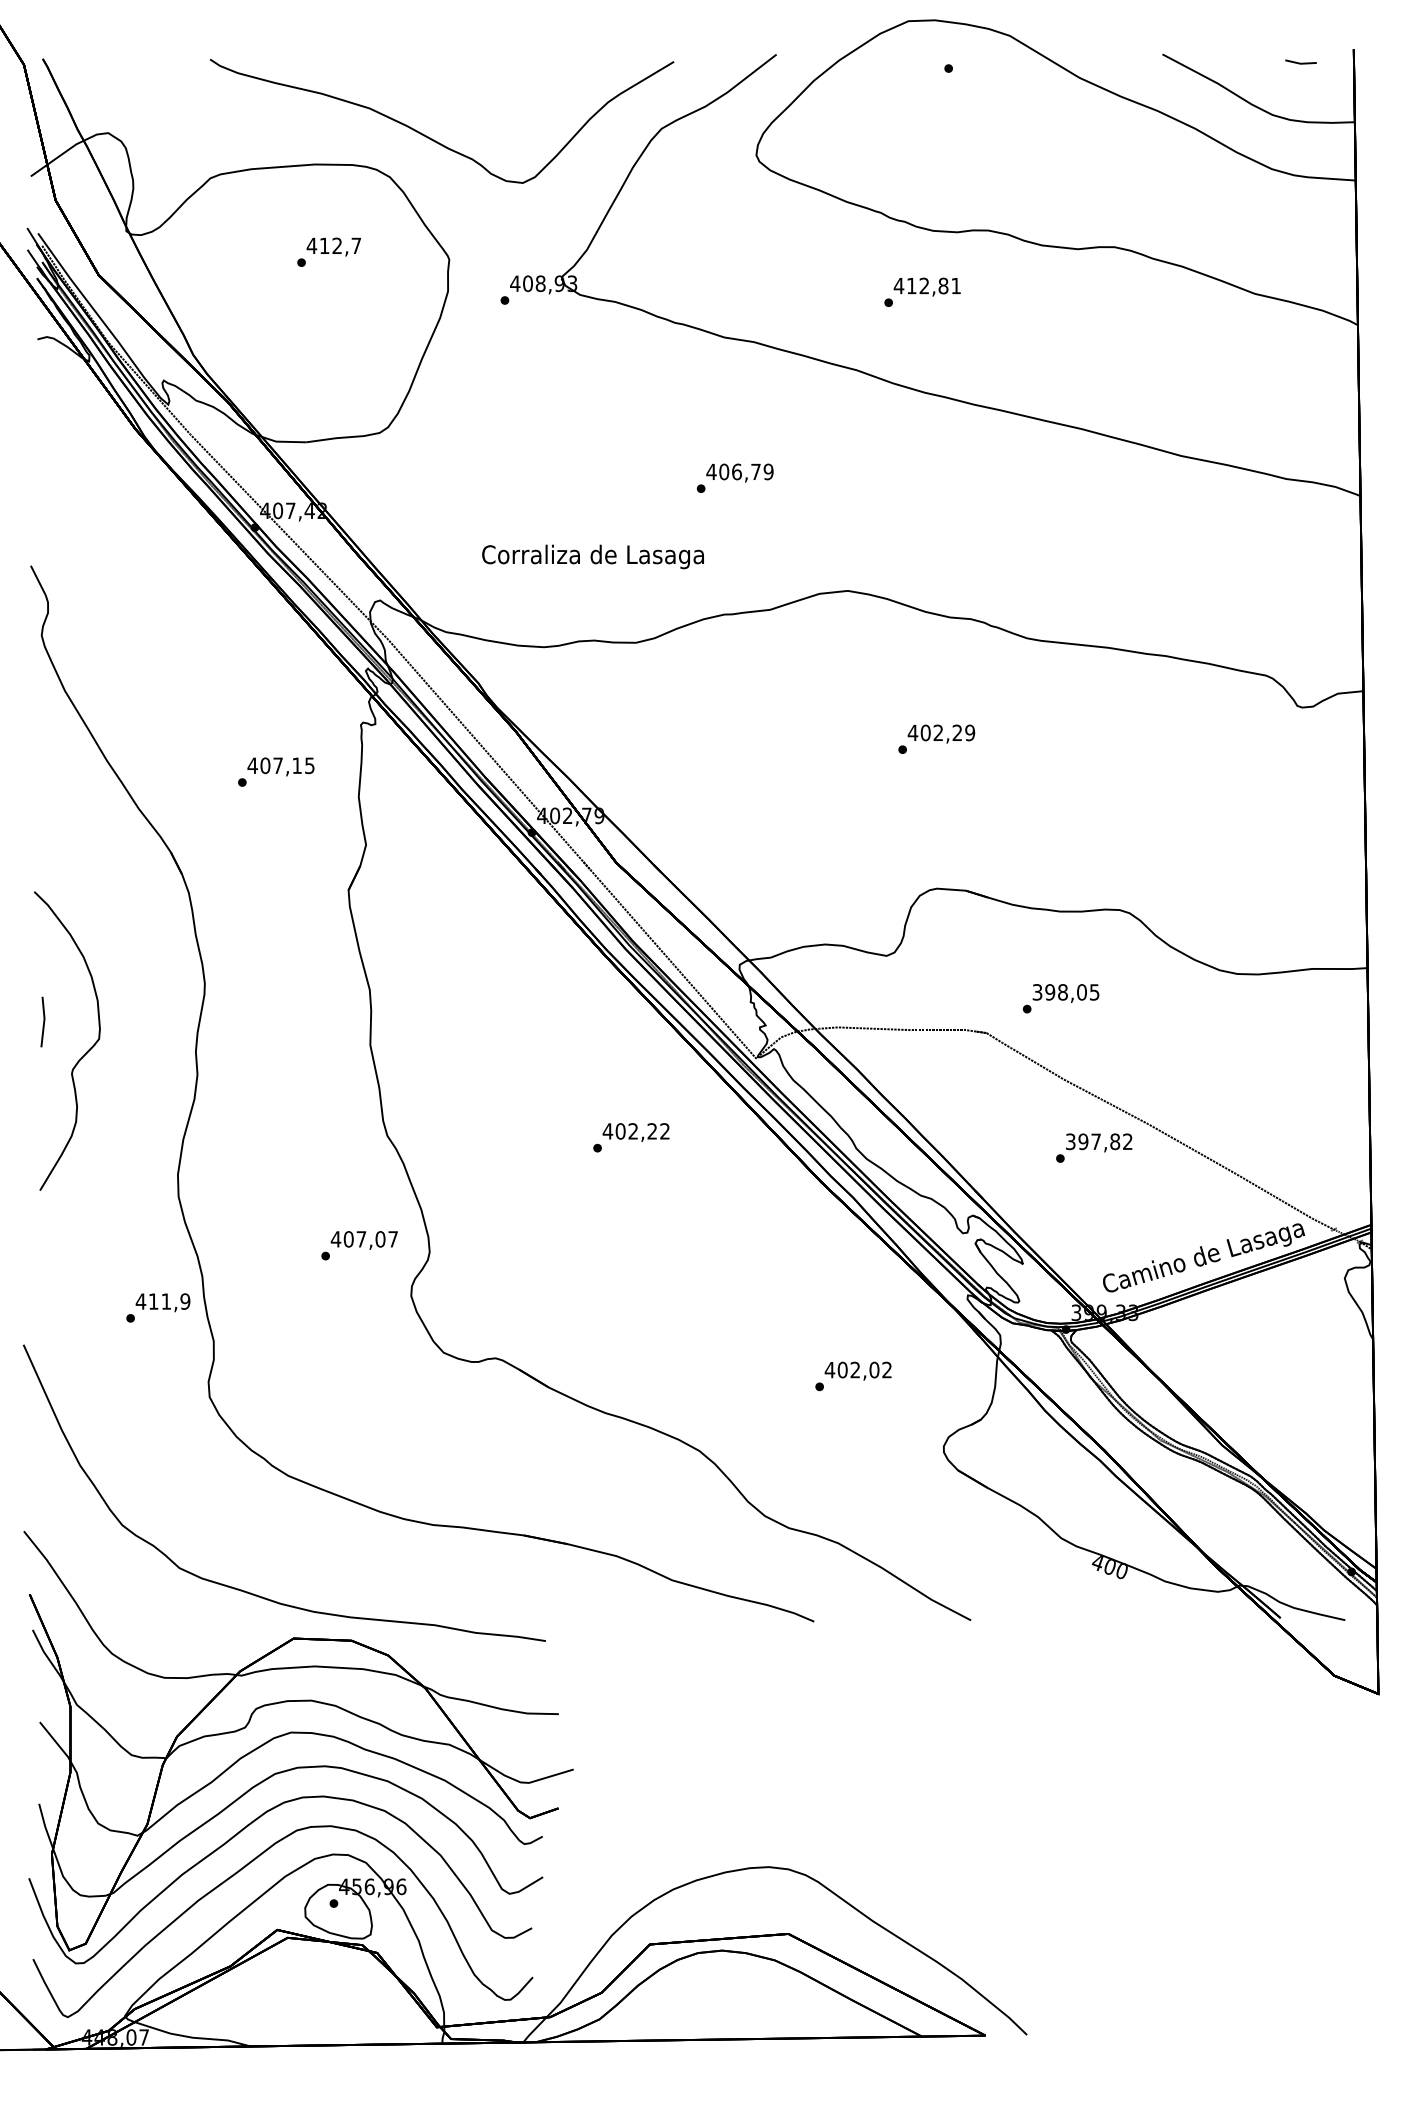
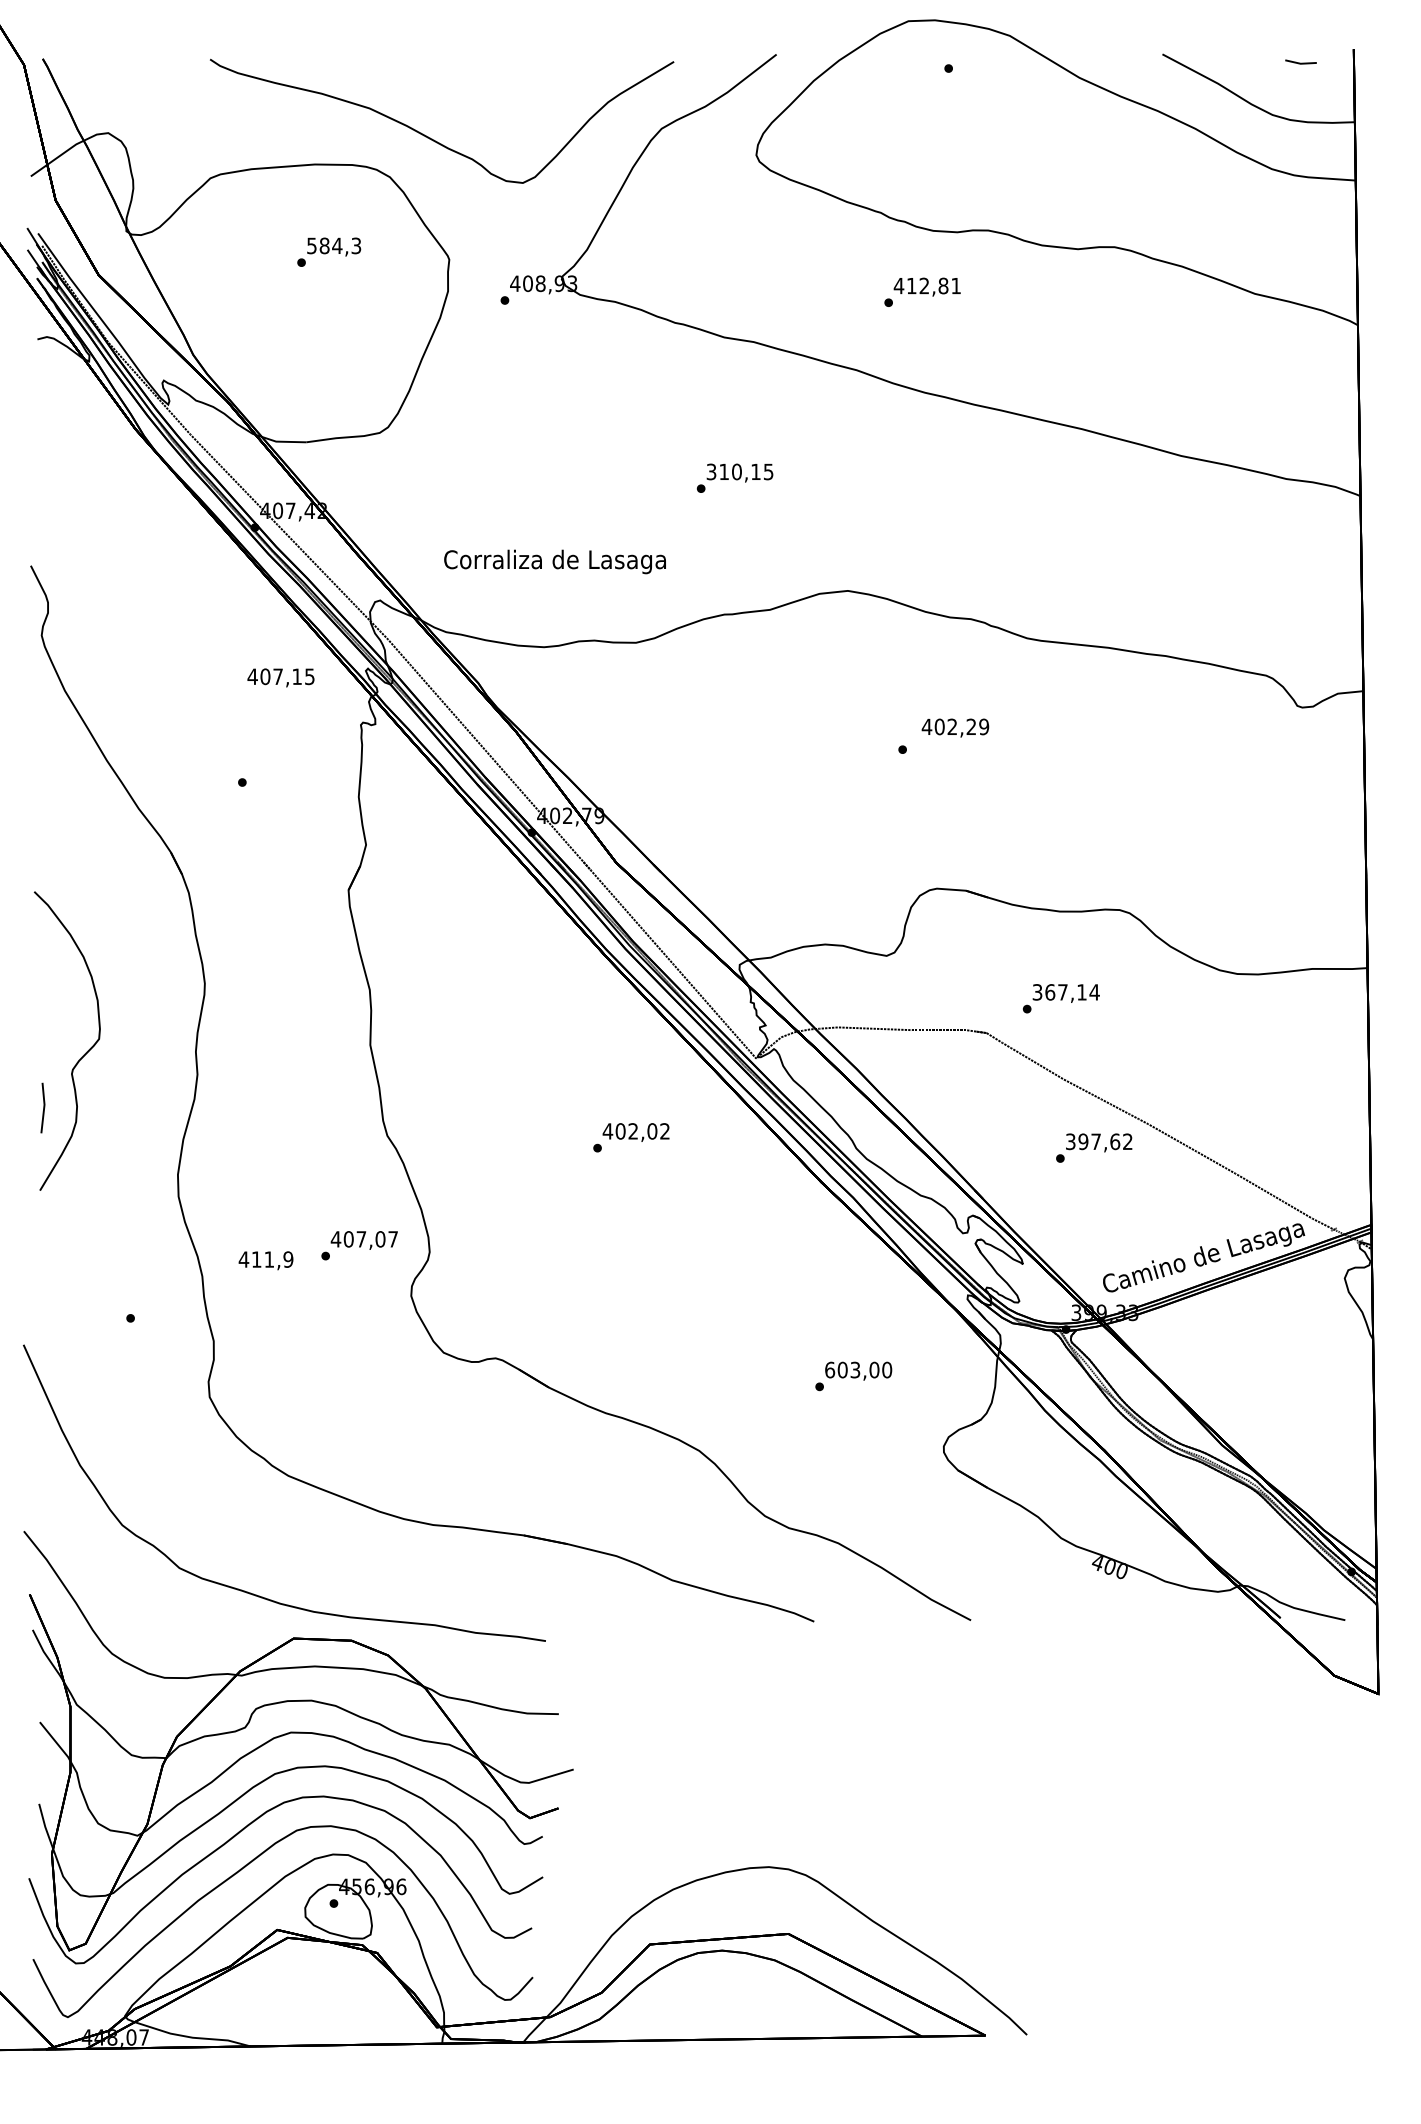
text: 412,7 -> 584,3 (333, 245)
text: 406,79 -> 310,15 (739, 471)
text position: (592, 556) -> (554, 561) (554, 561)
text position: (941, 733) -> (955, 727) (955, 727)
text position: (280, 766) -> (280, 677) (280, 677)
text: 398,05 -> 367,14 (1072, 992)
line position: (43, 1021) -> (43, 1107) (43, 1107)
text: 402,22 -> 402,02 (652, 1131)
text: 397,82 -> 397,62 (1115, 1141)
text position: (162, 1302) -> (265, 1260) (265, 1260)
text: 402,02 -> 603,00 (858, 1369)
